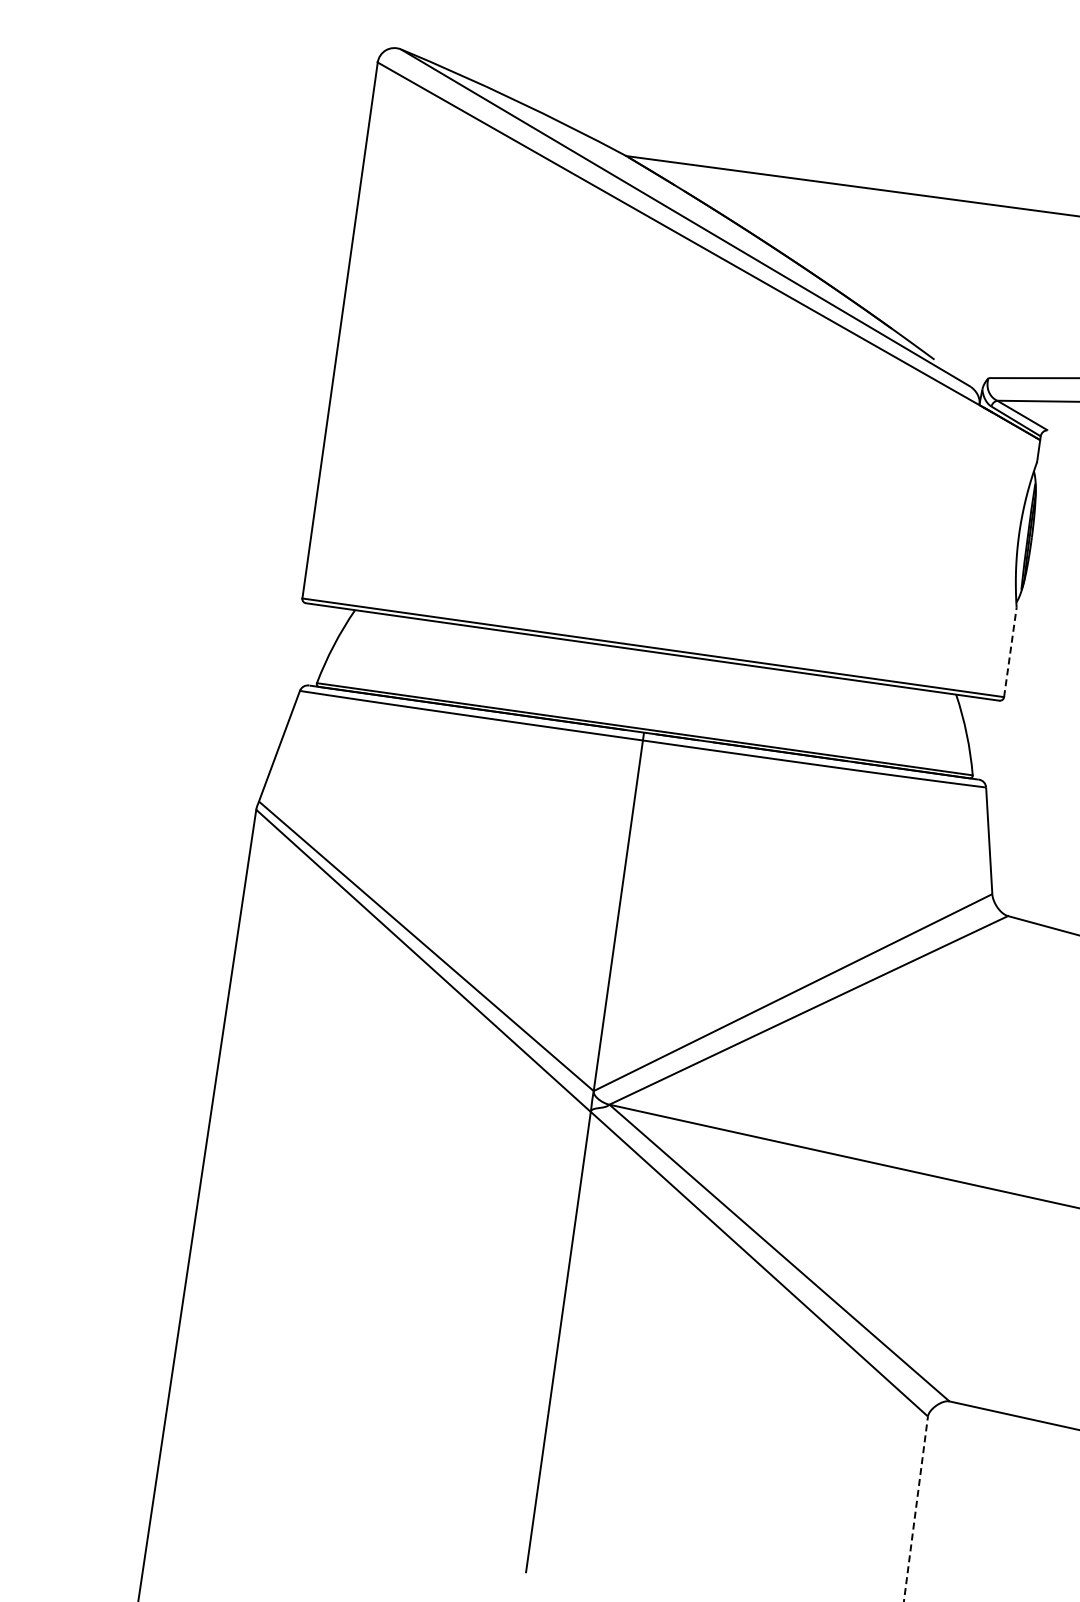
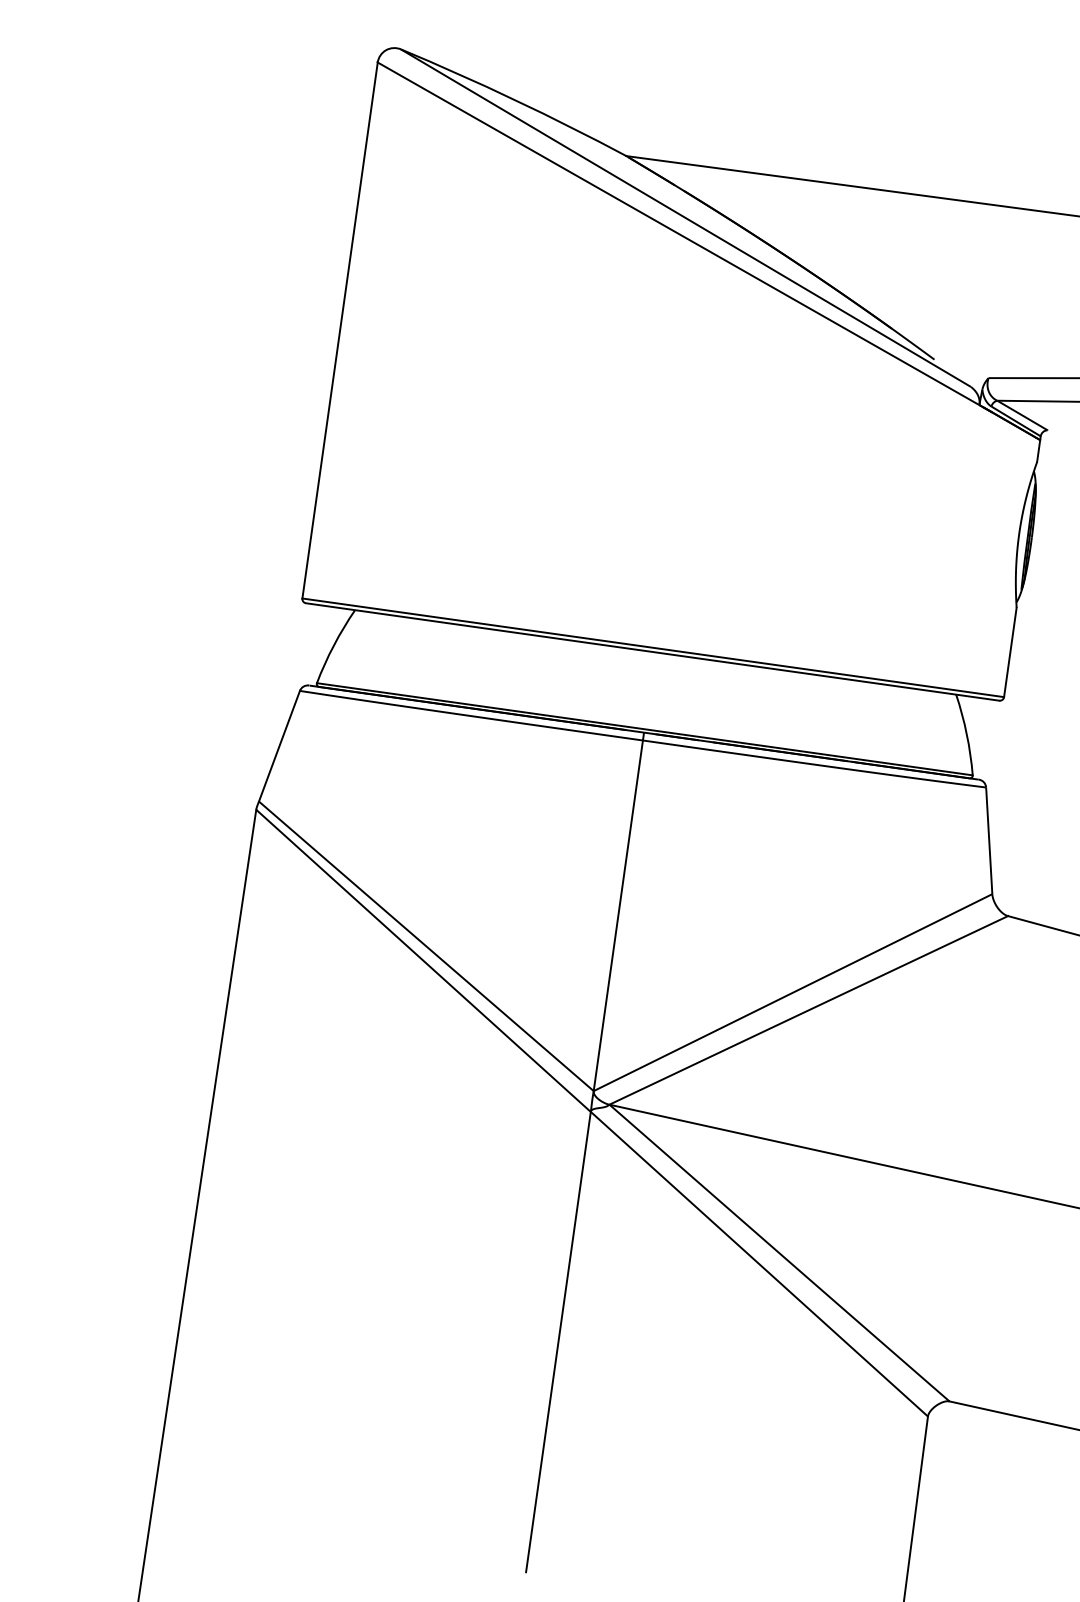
line: dashed -> solid (1010, 651)
line: dashed -> solid (915, 1508)
